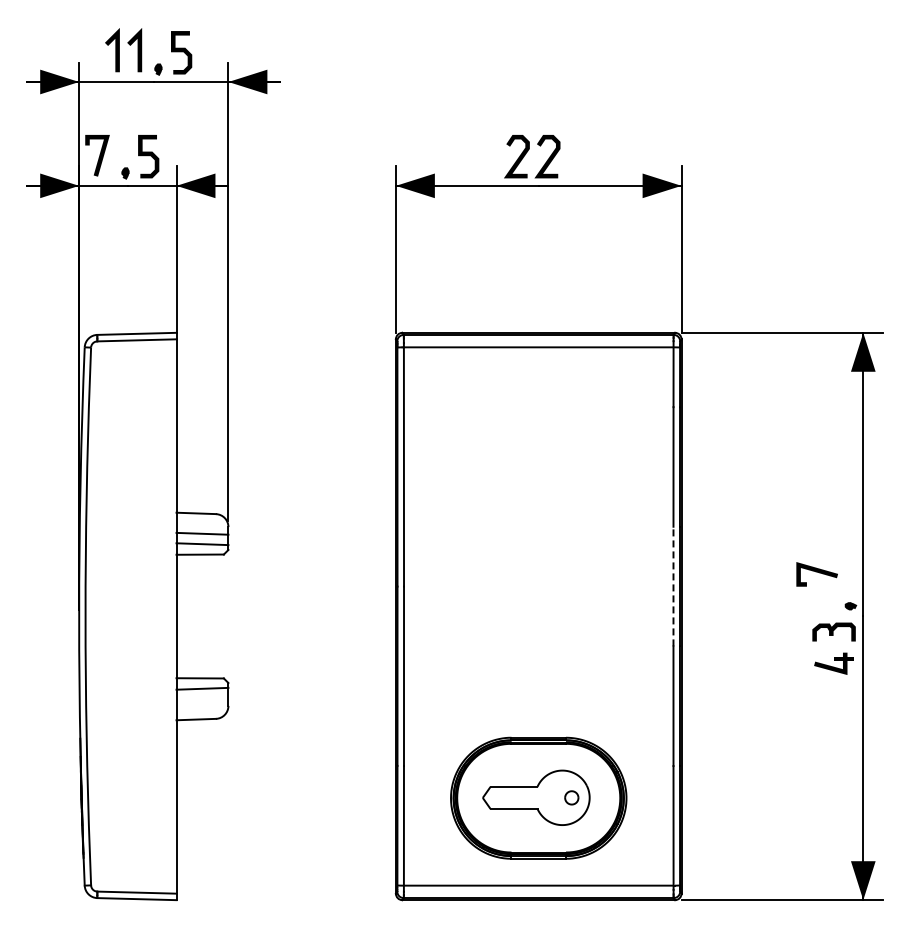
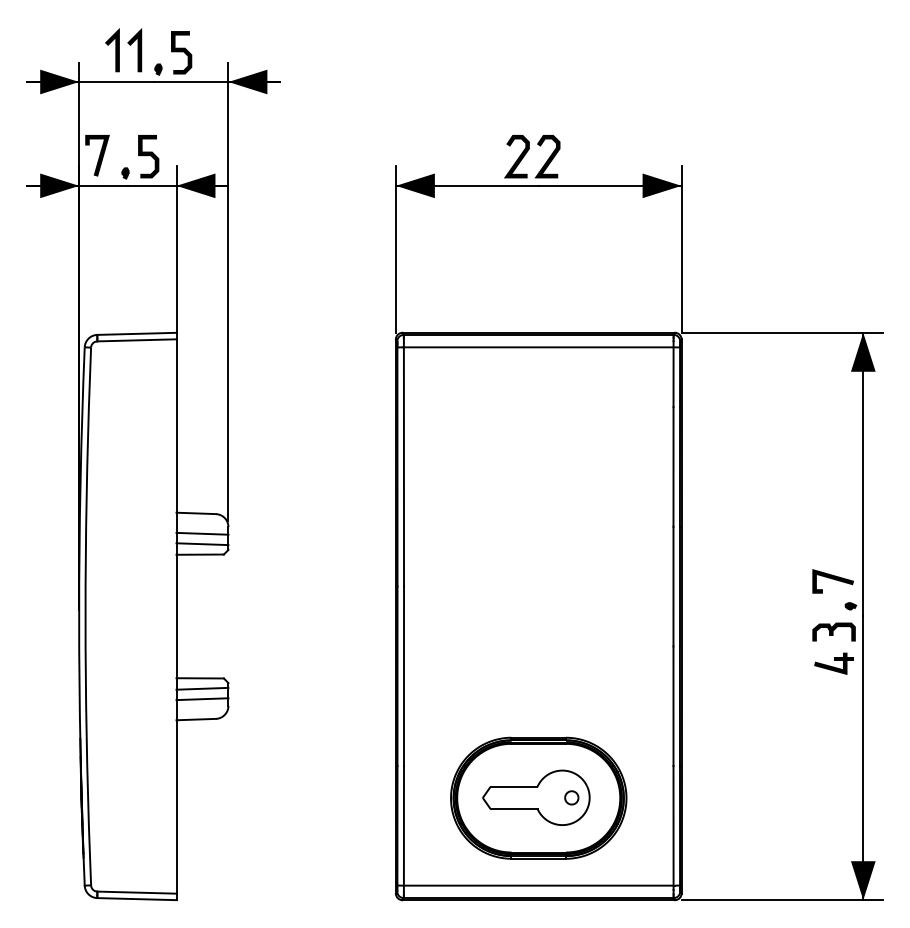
line position: (816, 572) -> (832, 579) (832, 579)
line: dashed -> solid (673, 586)
line: none -> present (202, 699)
